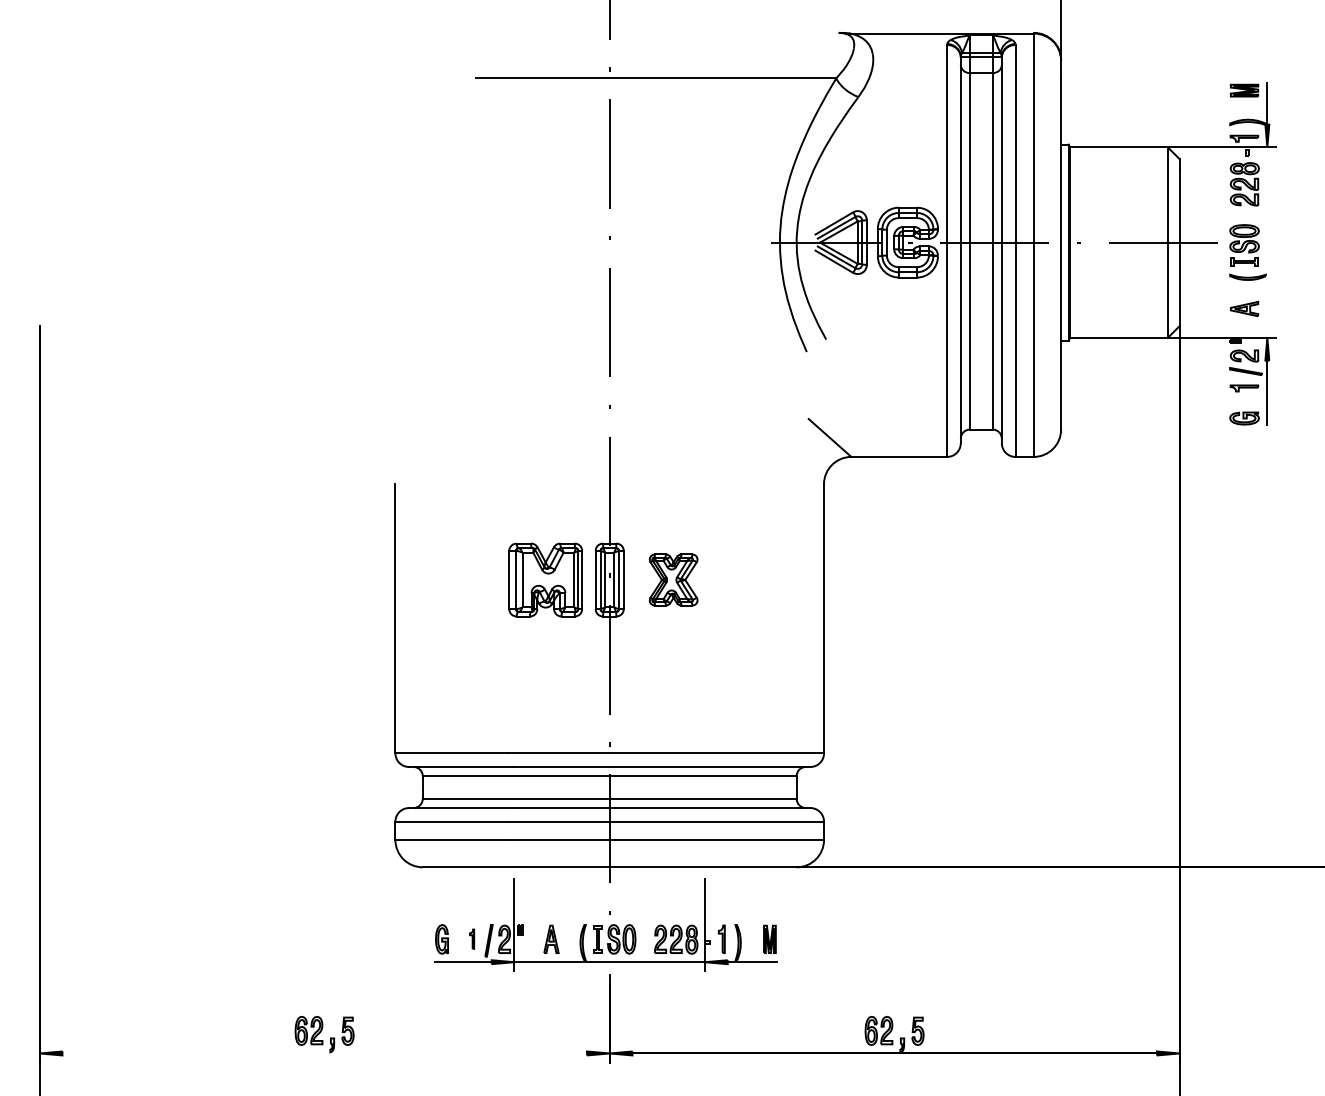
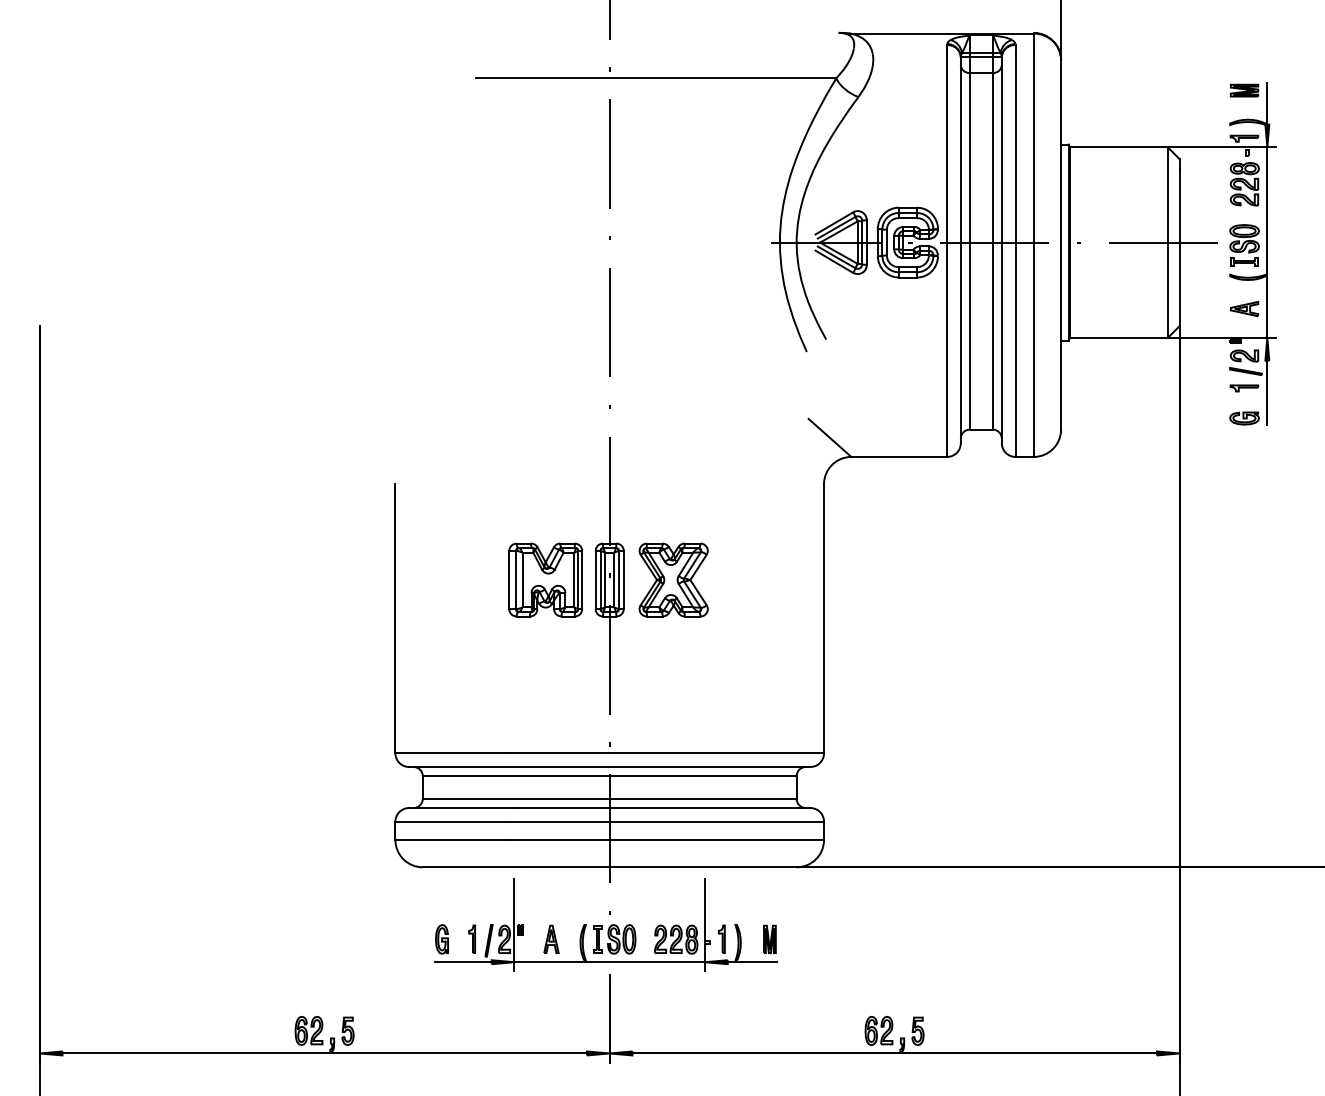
line: none -> present (1267, 242)
part size: 51x54 px -> 71x76 px (673, 579)
part size: 7x22 px -> 8x30 px (471, 938)
line: none -> present (324, 1053)
